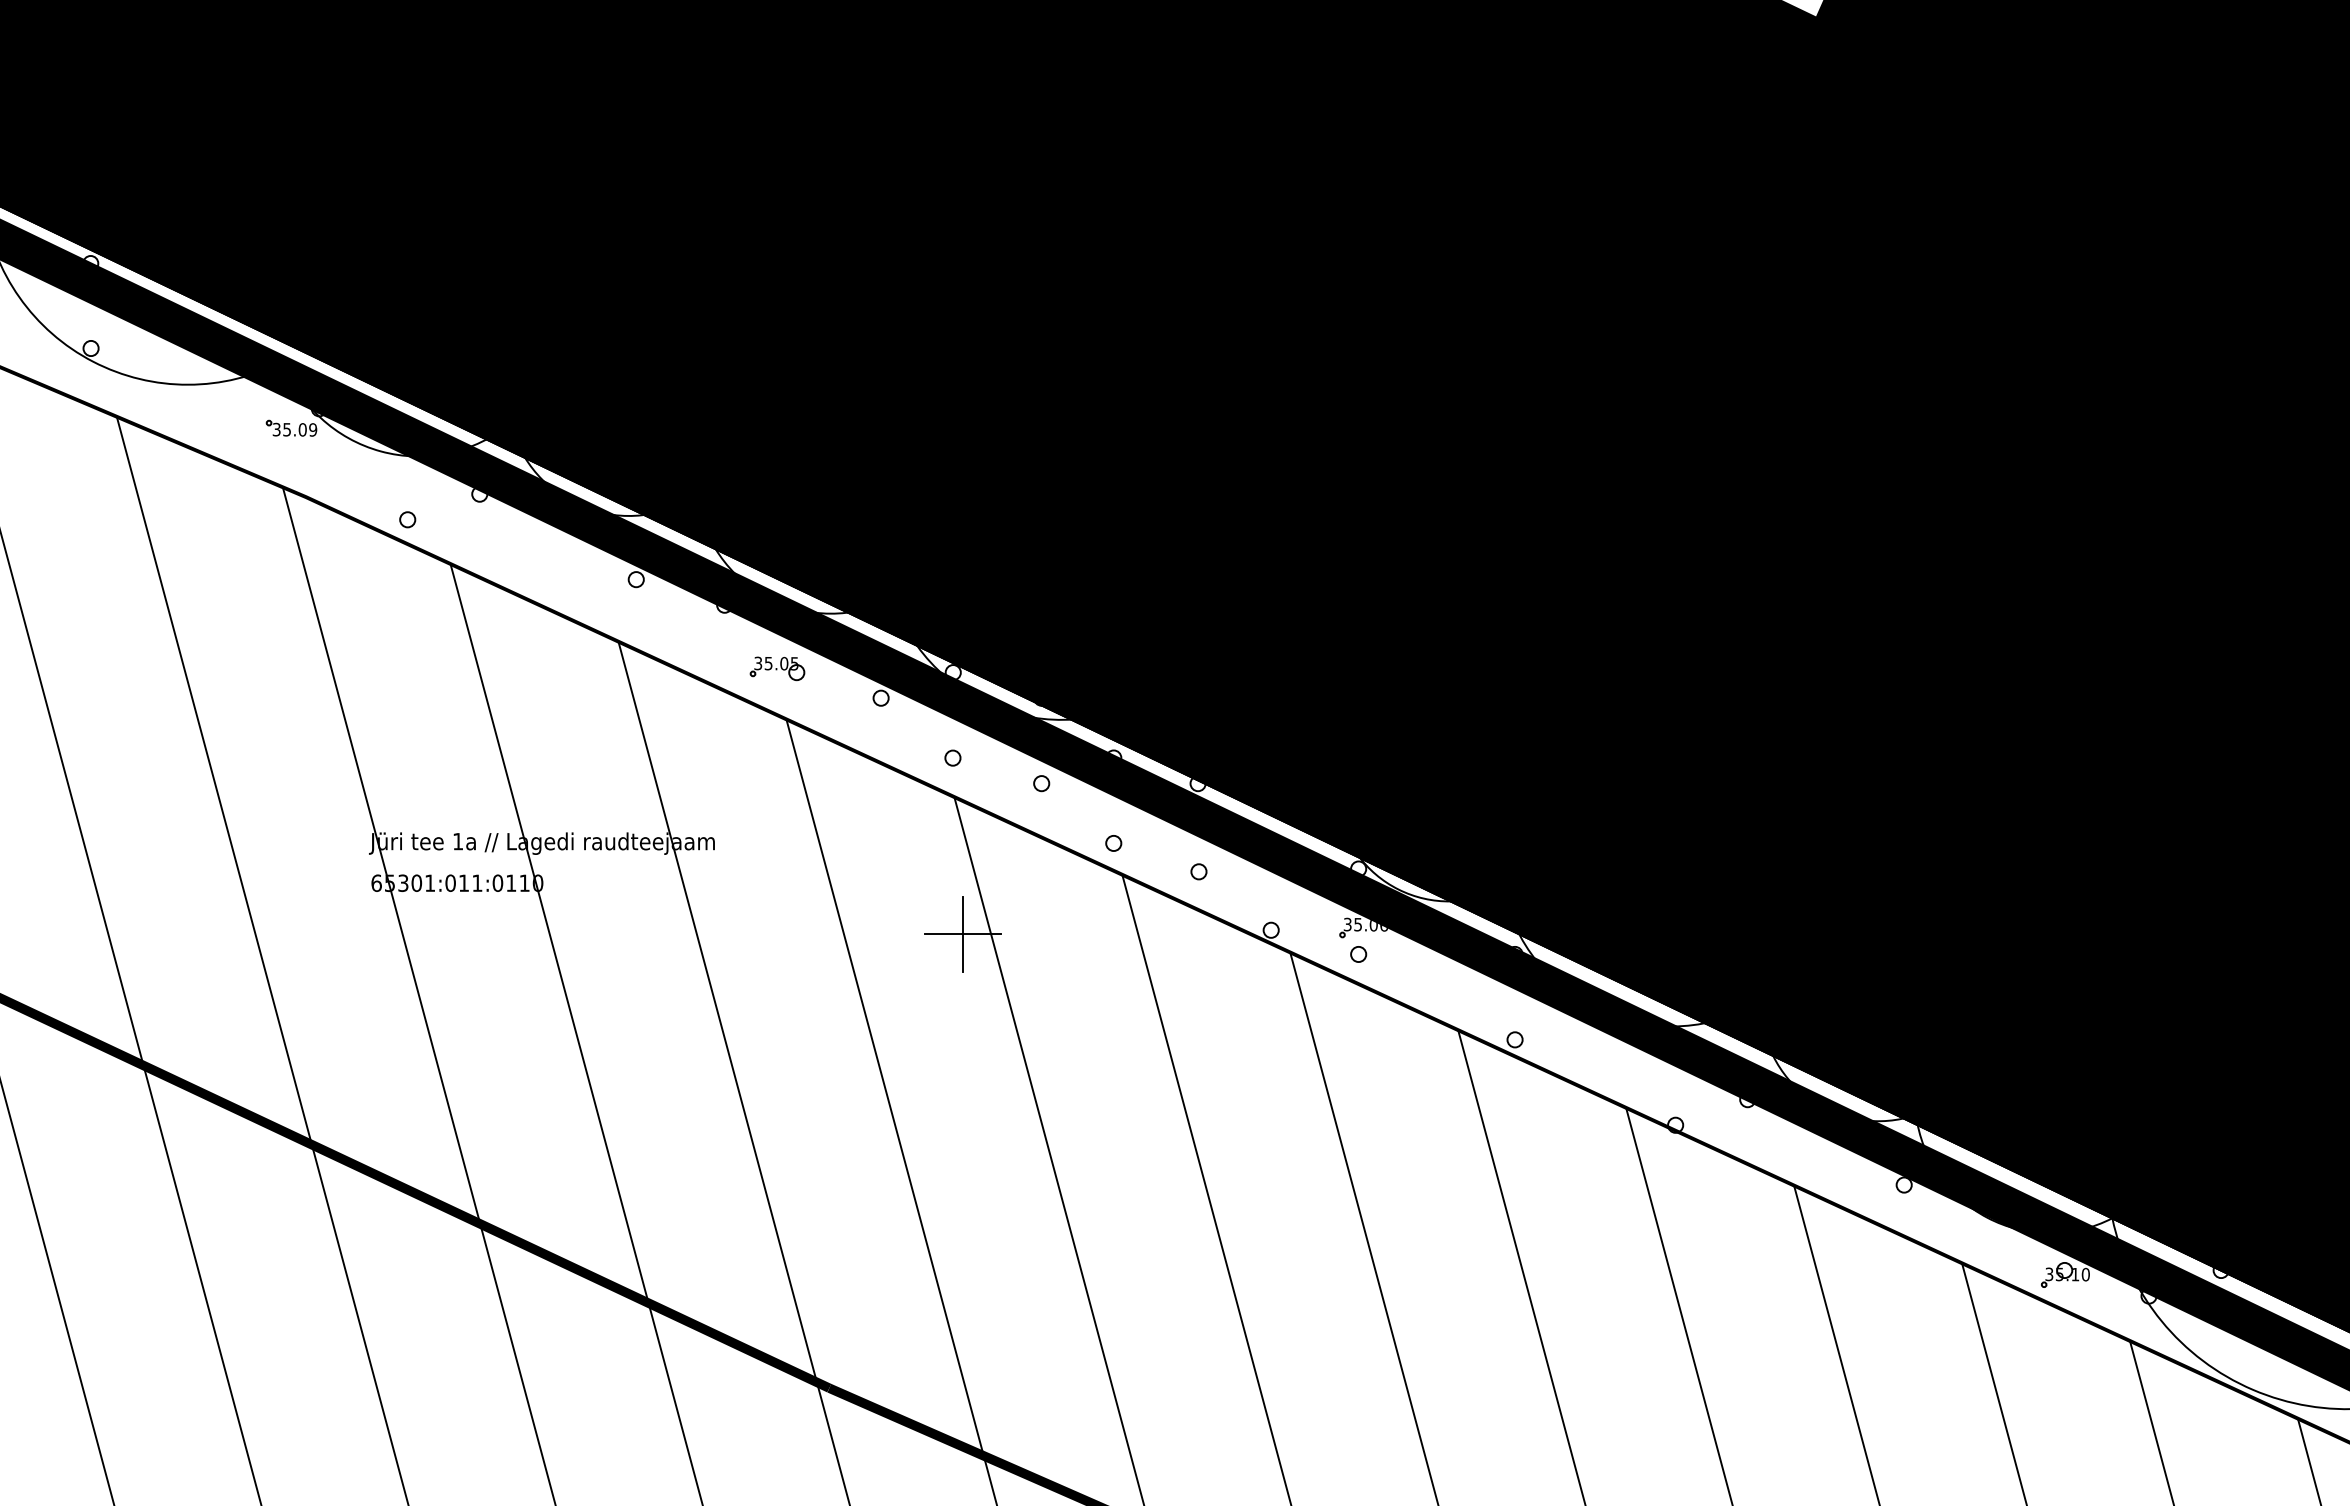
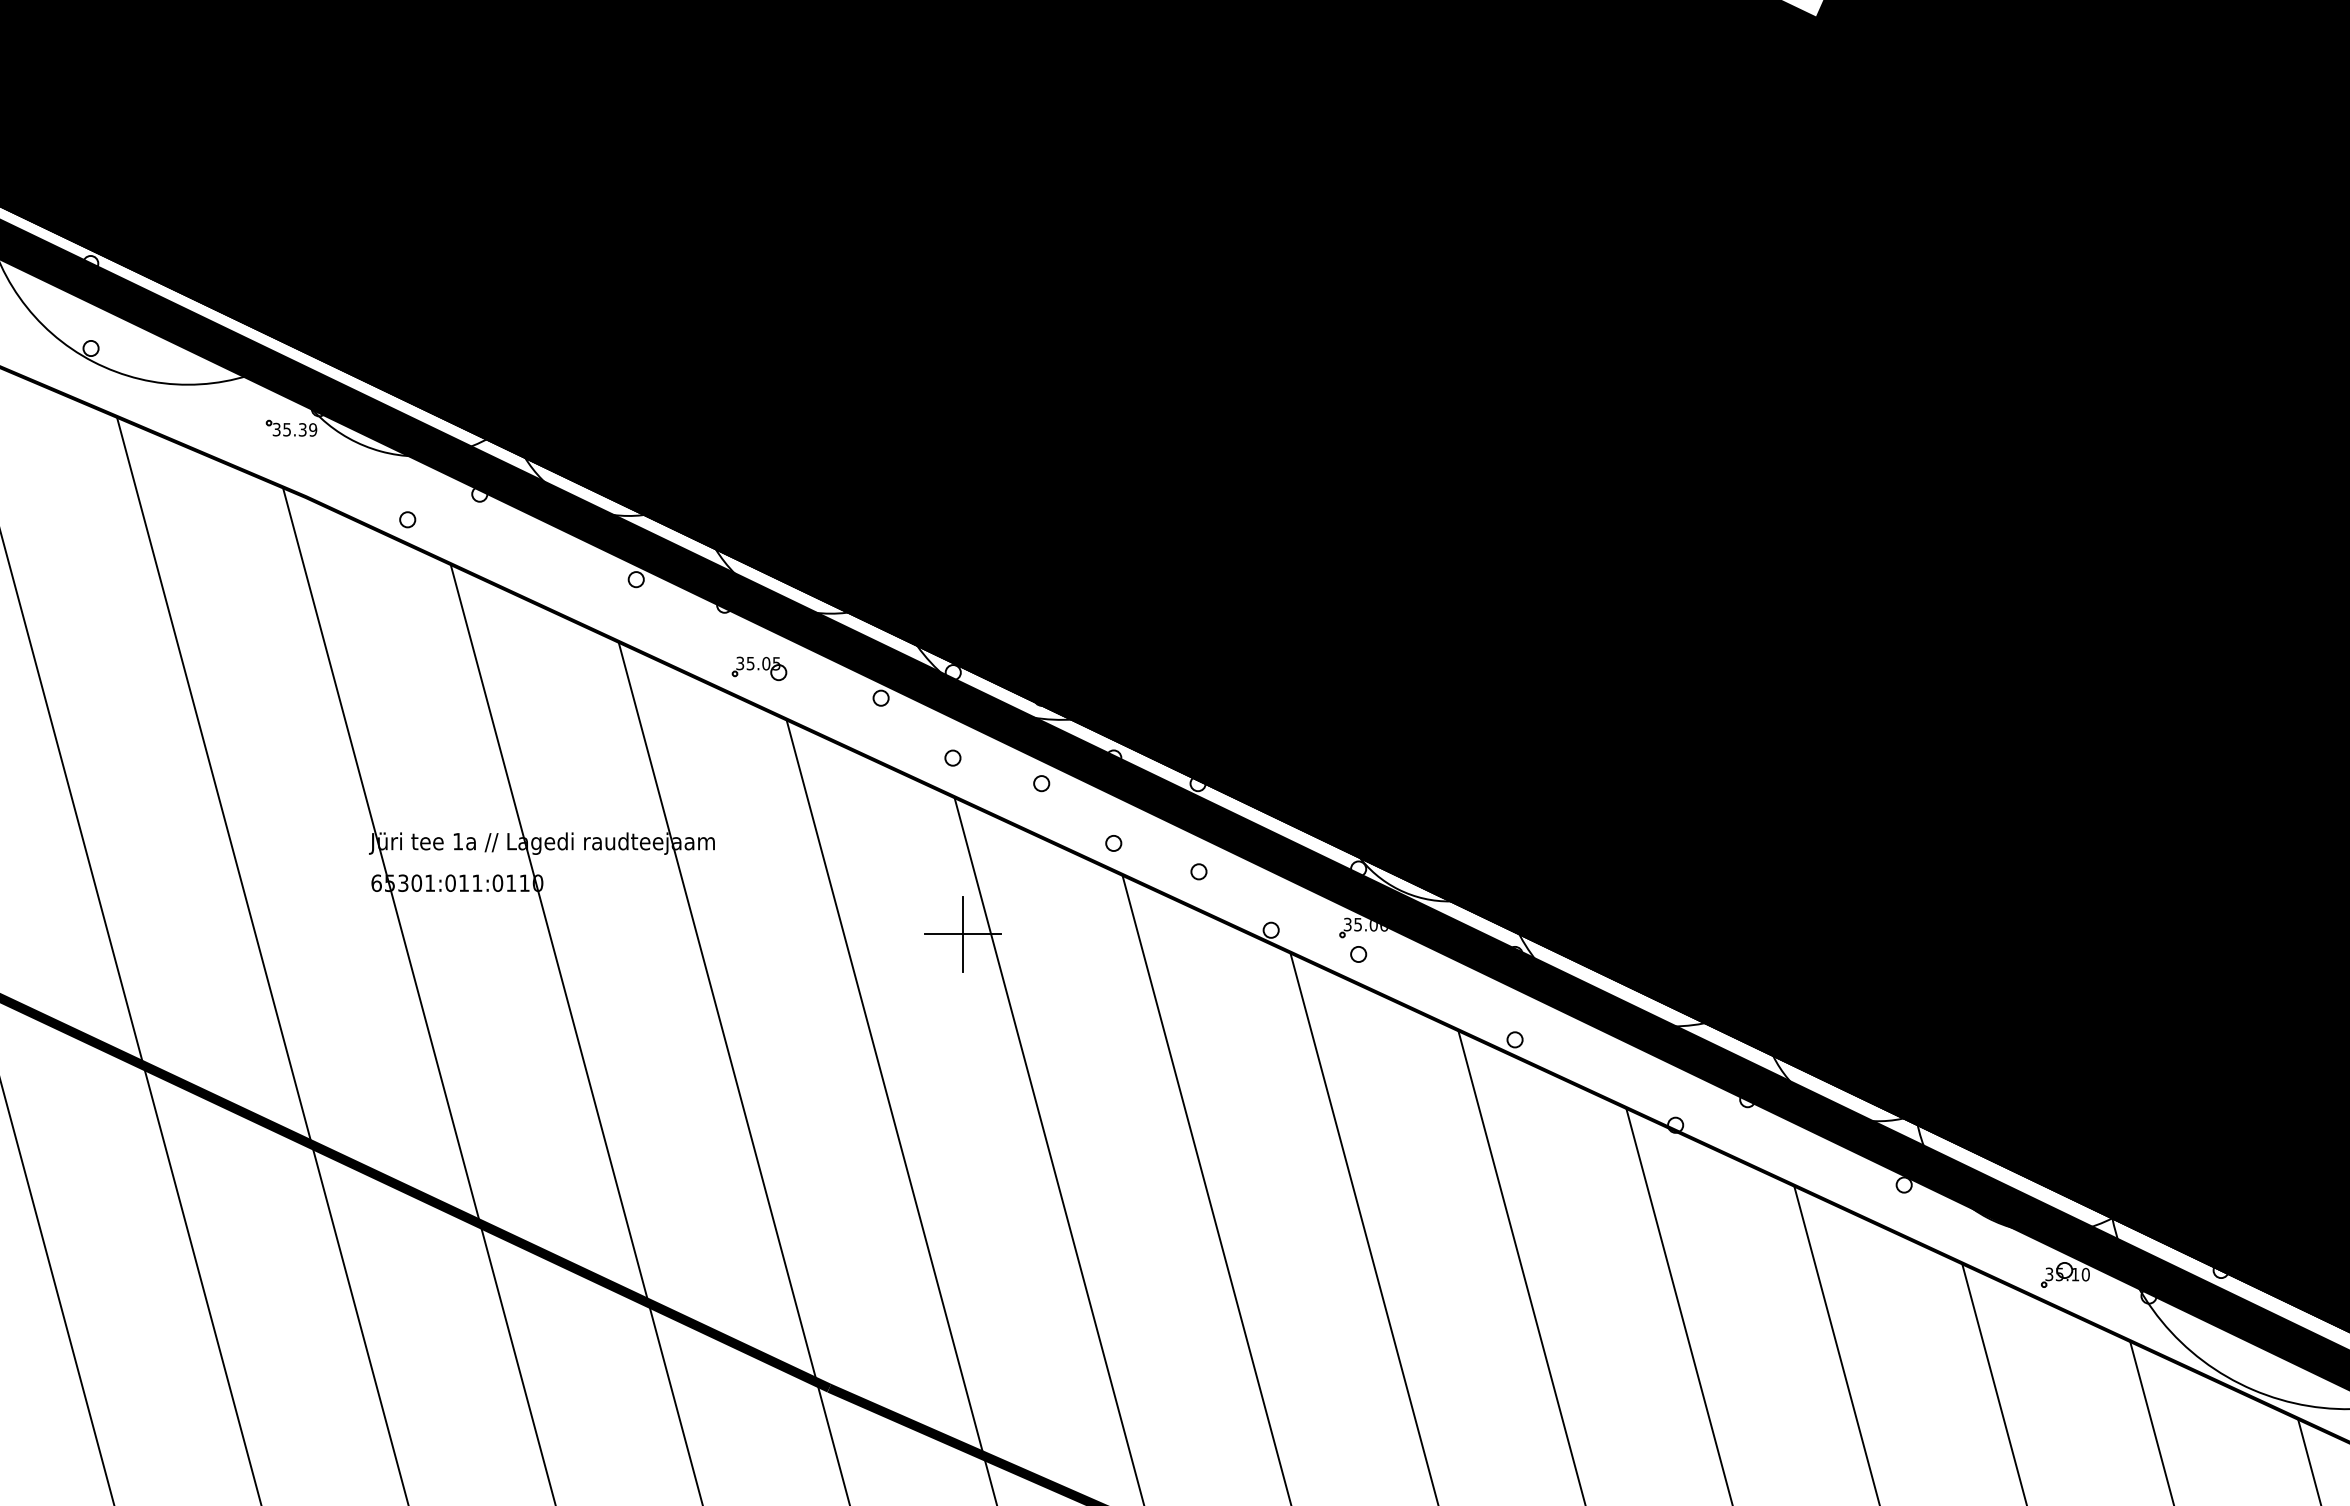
text: 35.09 -> 35.39 (302, 429)
part position: (777, 668) -> (759, 668) (759, 668)
